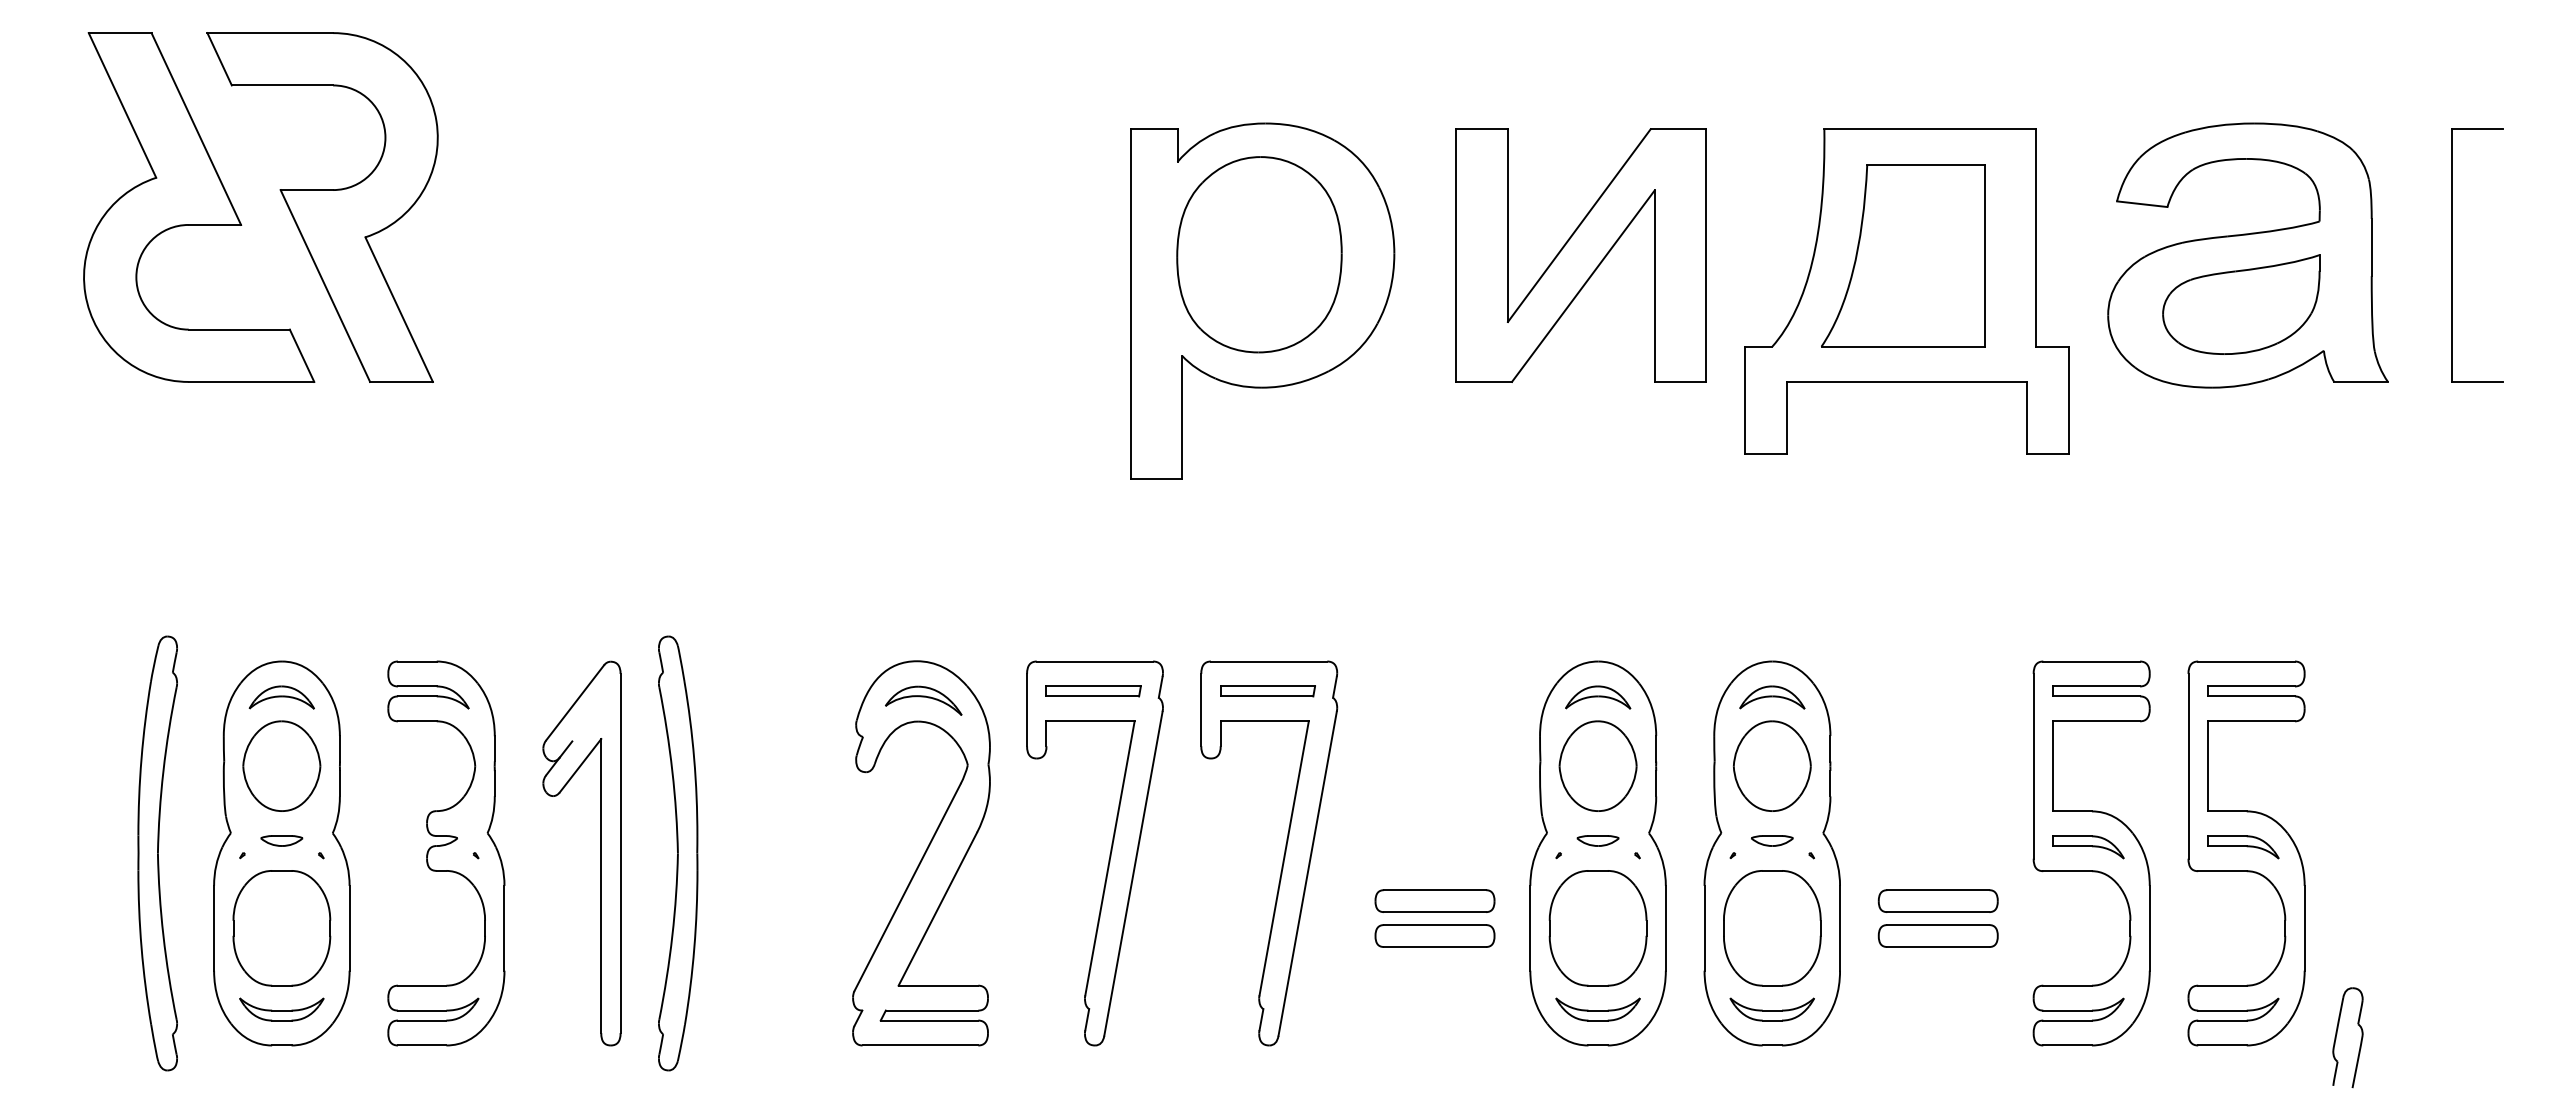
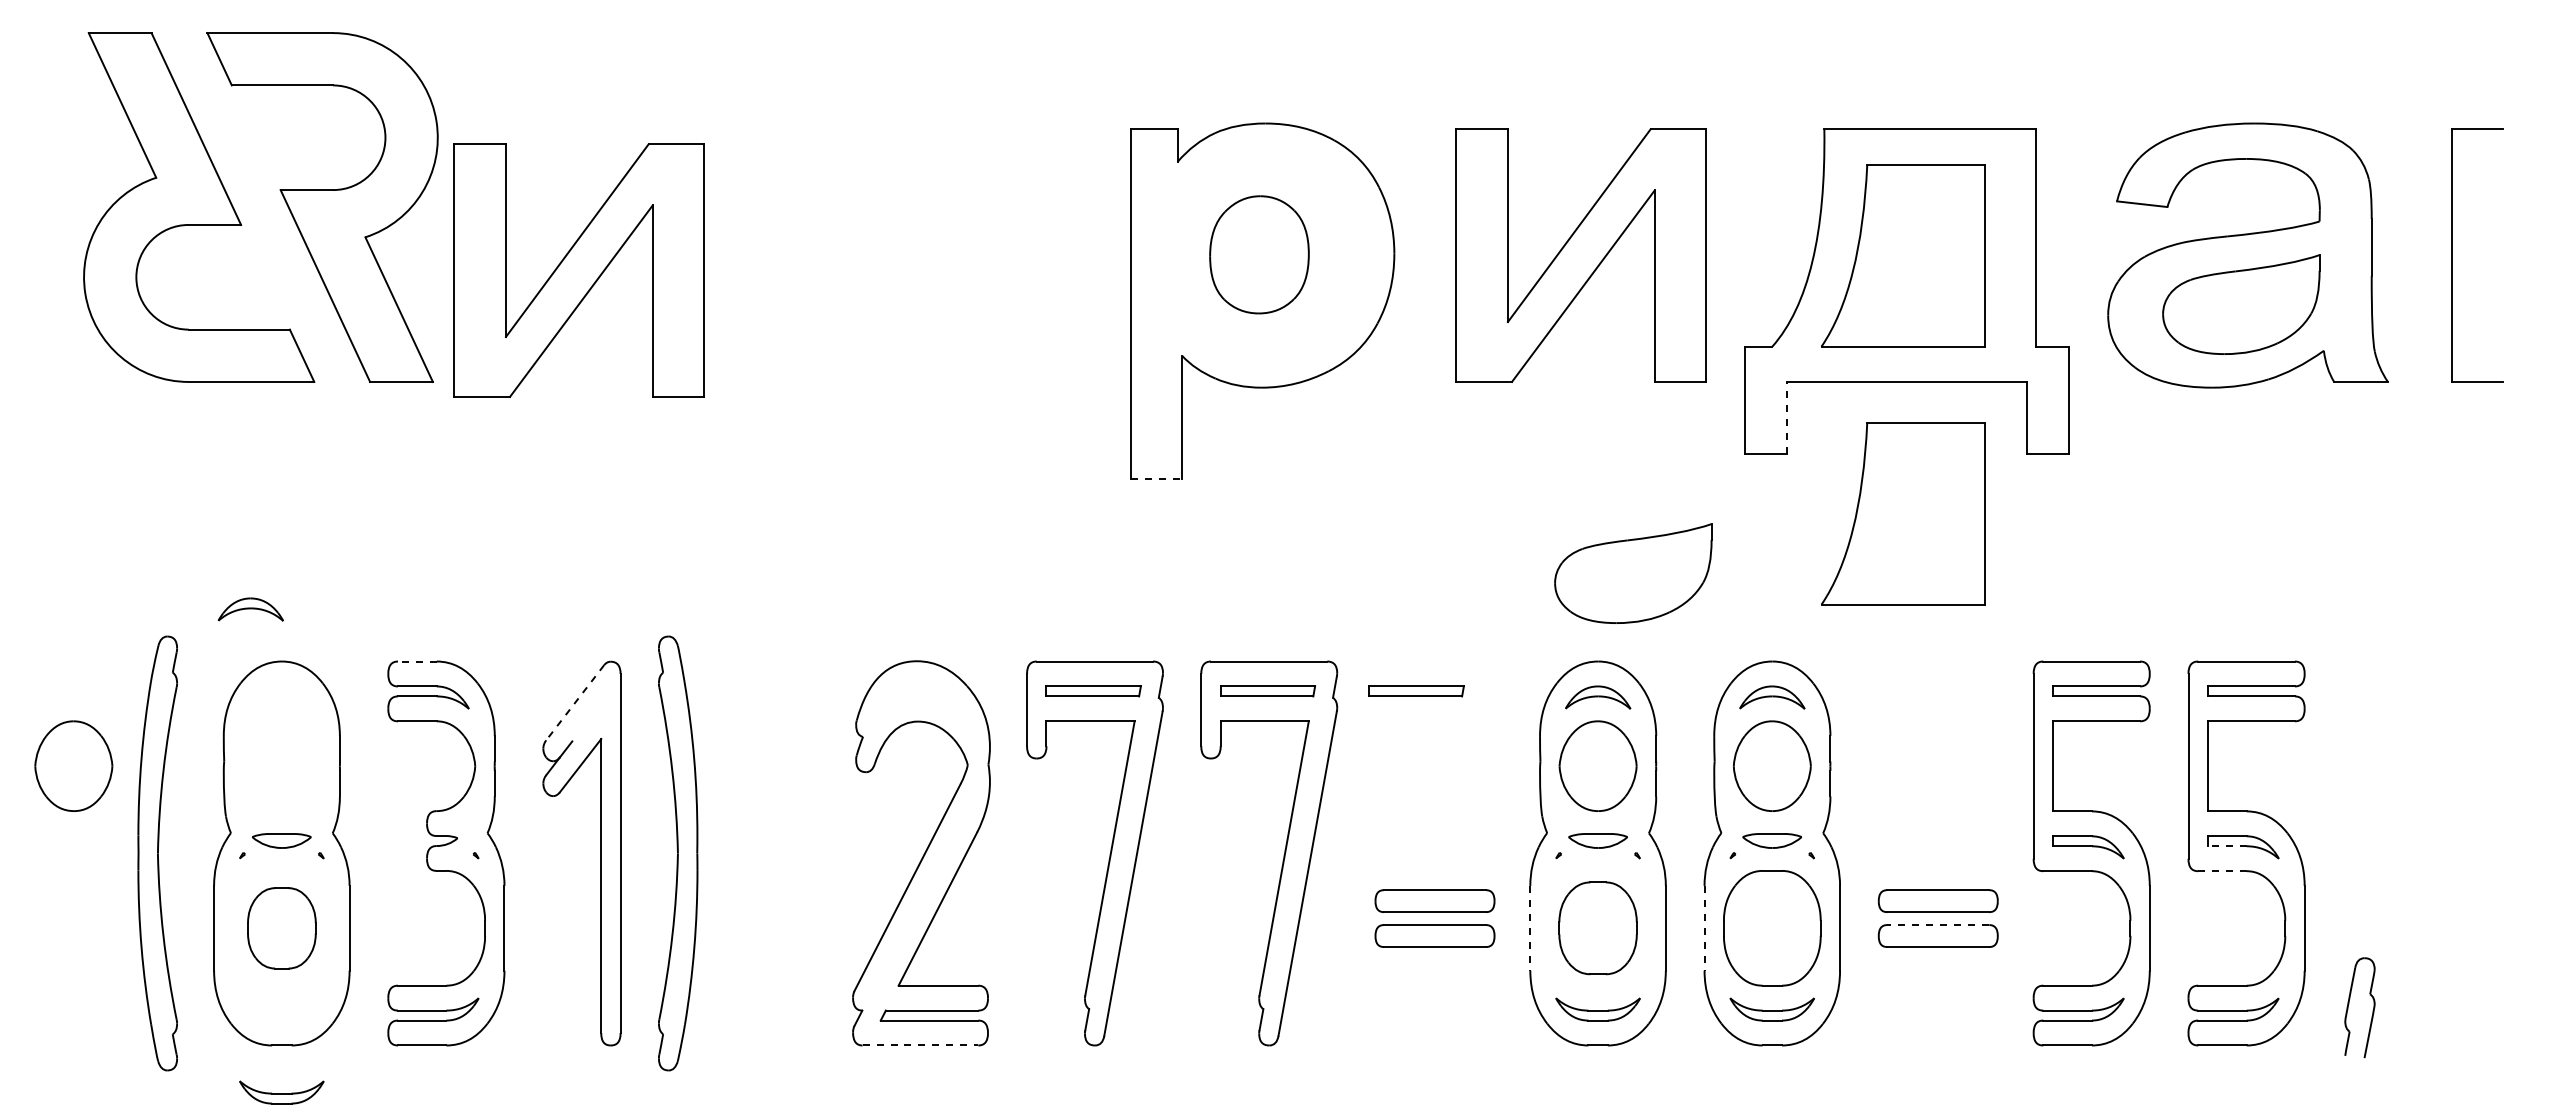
part size: 167x198 px -> 101x120 px (1259, 254)
part: none -> present (578, 270)
line: solid -> dashed (1787, 417)
line: solid -> dashed (1156, 478)
part: none -> present (1903, 513)
part: none -> present (1633, 573)
line: solid -> dashed (416, 661)
part: none -> present (1416, 691)
part position: (281, 697) -> (250, 609) (250, 609)
part: present -> none (923, 700)
line: solid -> dashed (574, 703)
part position: (281, 765) -> (73, 765) (73, 765)
part size: 44x12 px -> 60x16 px (281, 840)
part size: 44x12 px -> 60x16 px (1597, 840)
part size: 43x12 px -> 60x16 px (1771, 840)
line: solid -> dashed (2226, 846)
line: solid -> dashed (2222, 871)
line: solid -> dashed (1937, 925)
part size: 100x117 px -> 70x83 px (281, 928)
line: solid -> dashed (1530, 928)
part size: 100x117 px -> 80x95 px (1597, 928)
line: solid -> dashed (1704, 928)
part position: (281, 1009) -> (281, 1092) (281, 1092)
part position: (2337, 1034) -> (2349, 1004) (2349, 1004)
line: solid -> dashed (920, 1045)
